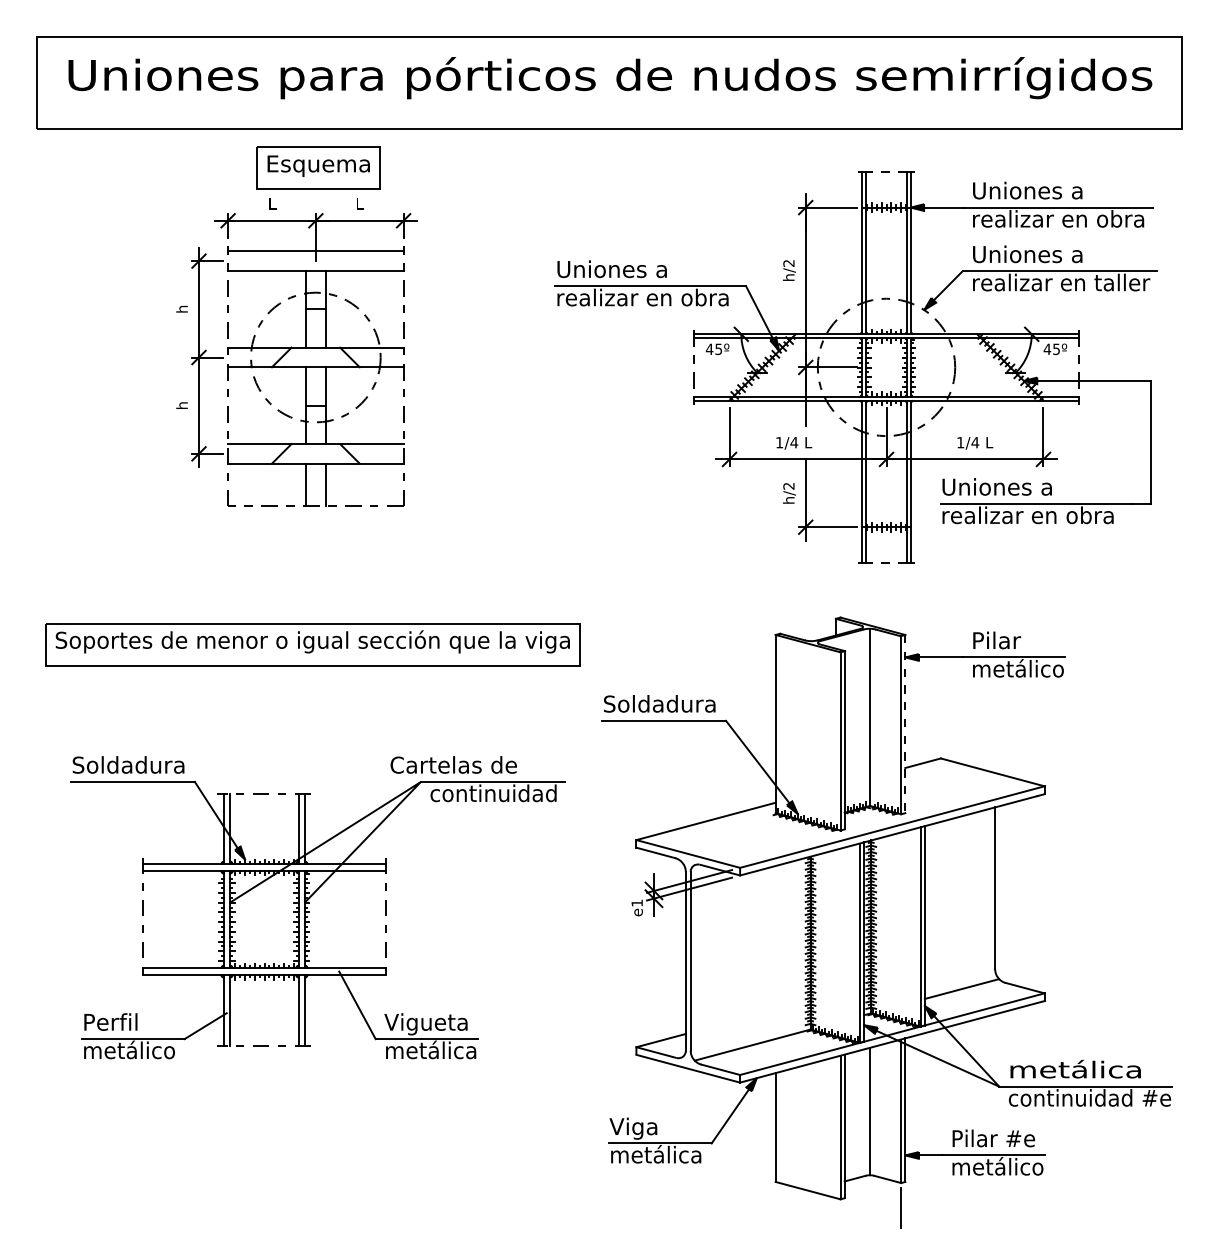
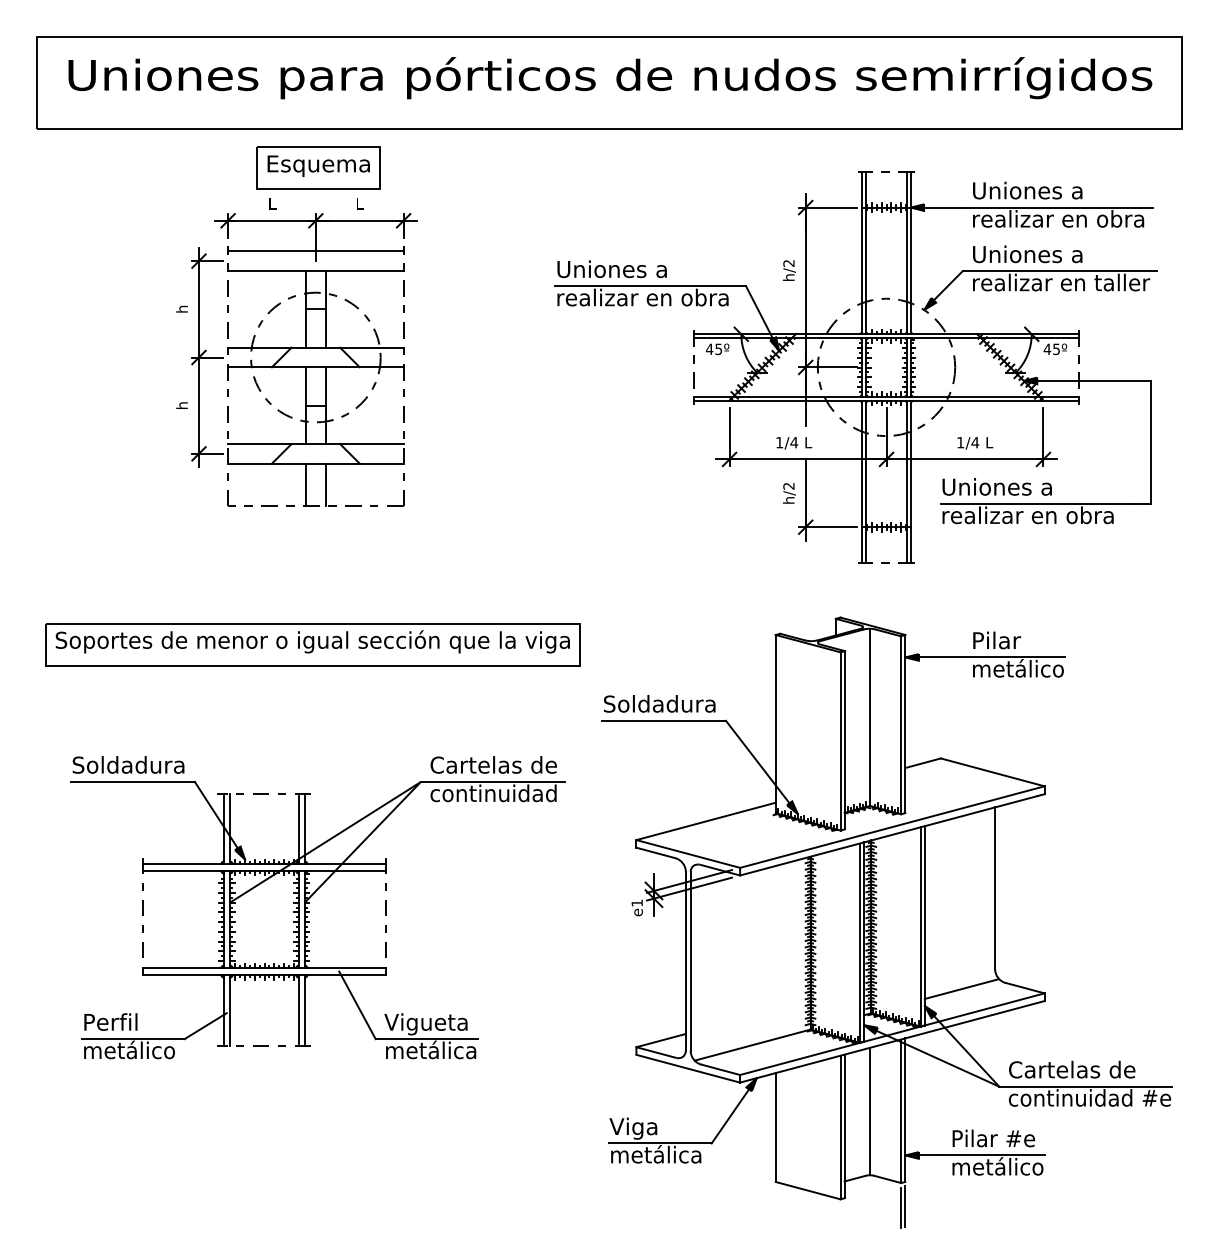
line: dashed -> solid (905, 724)
text position: (453, 764) -> (493, 764) (493, 764)
text: metálica -> Cartelas de (1074, 1068)
line: none -> present (905, 1206)
